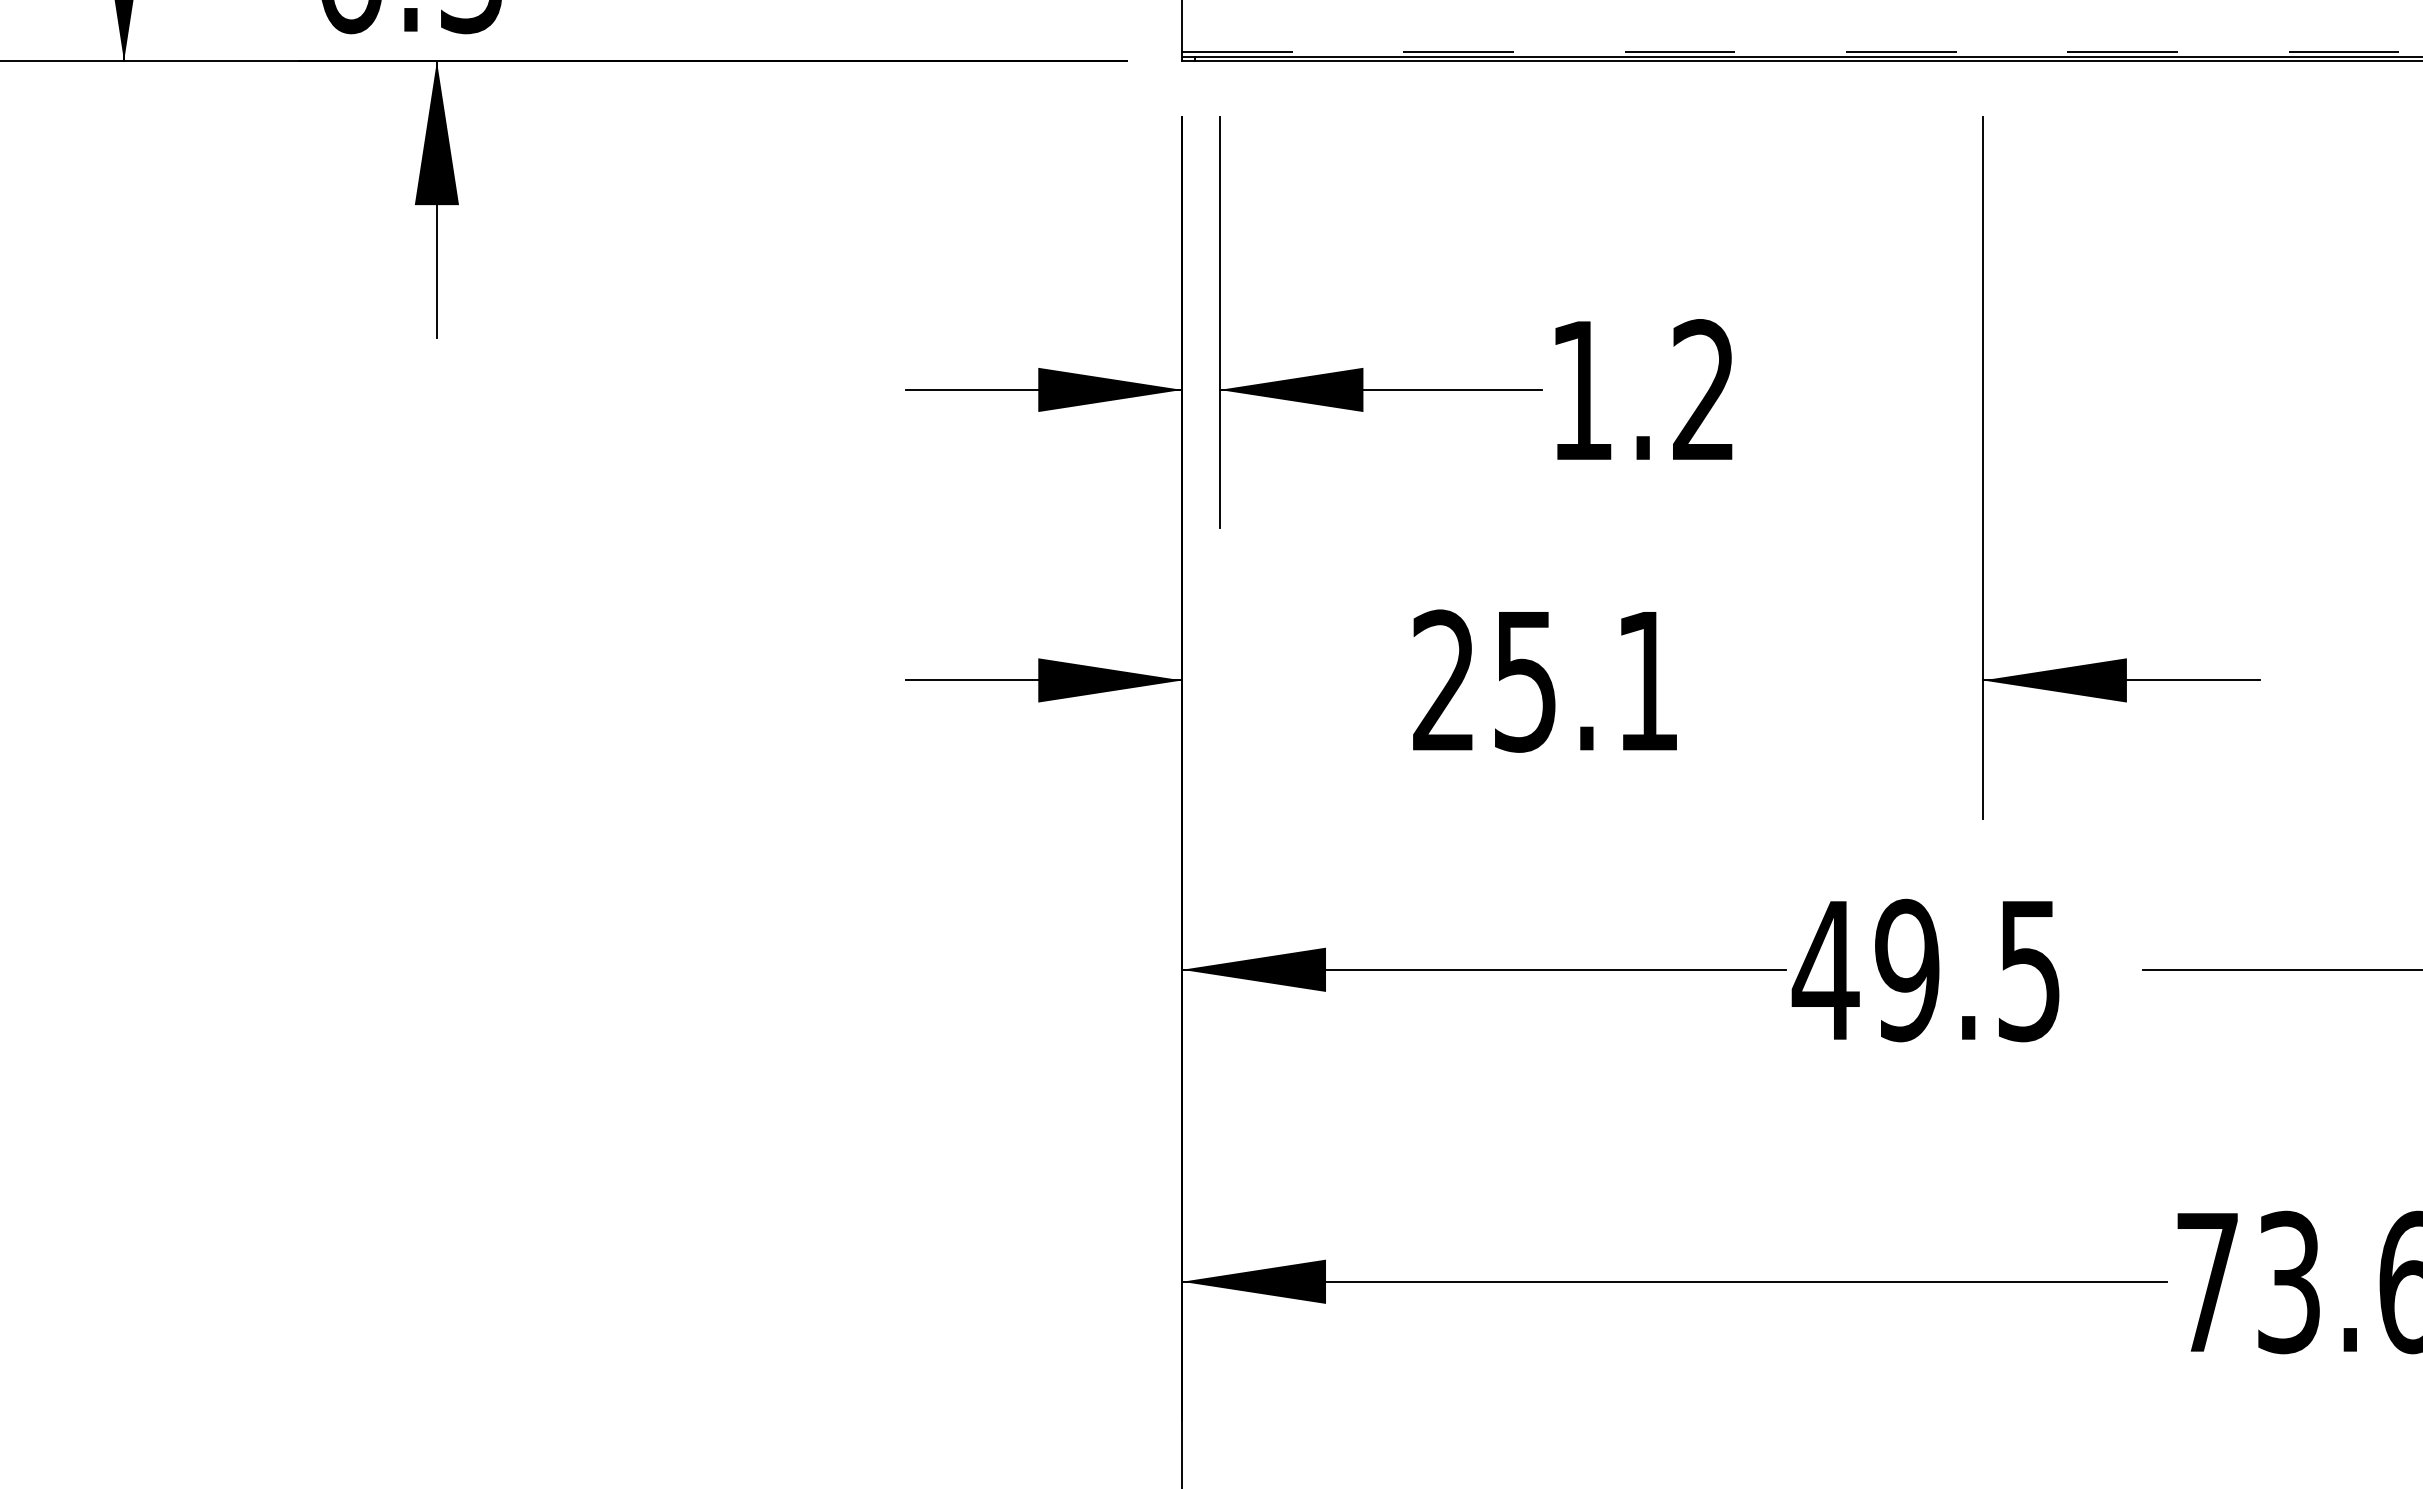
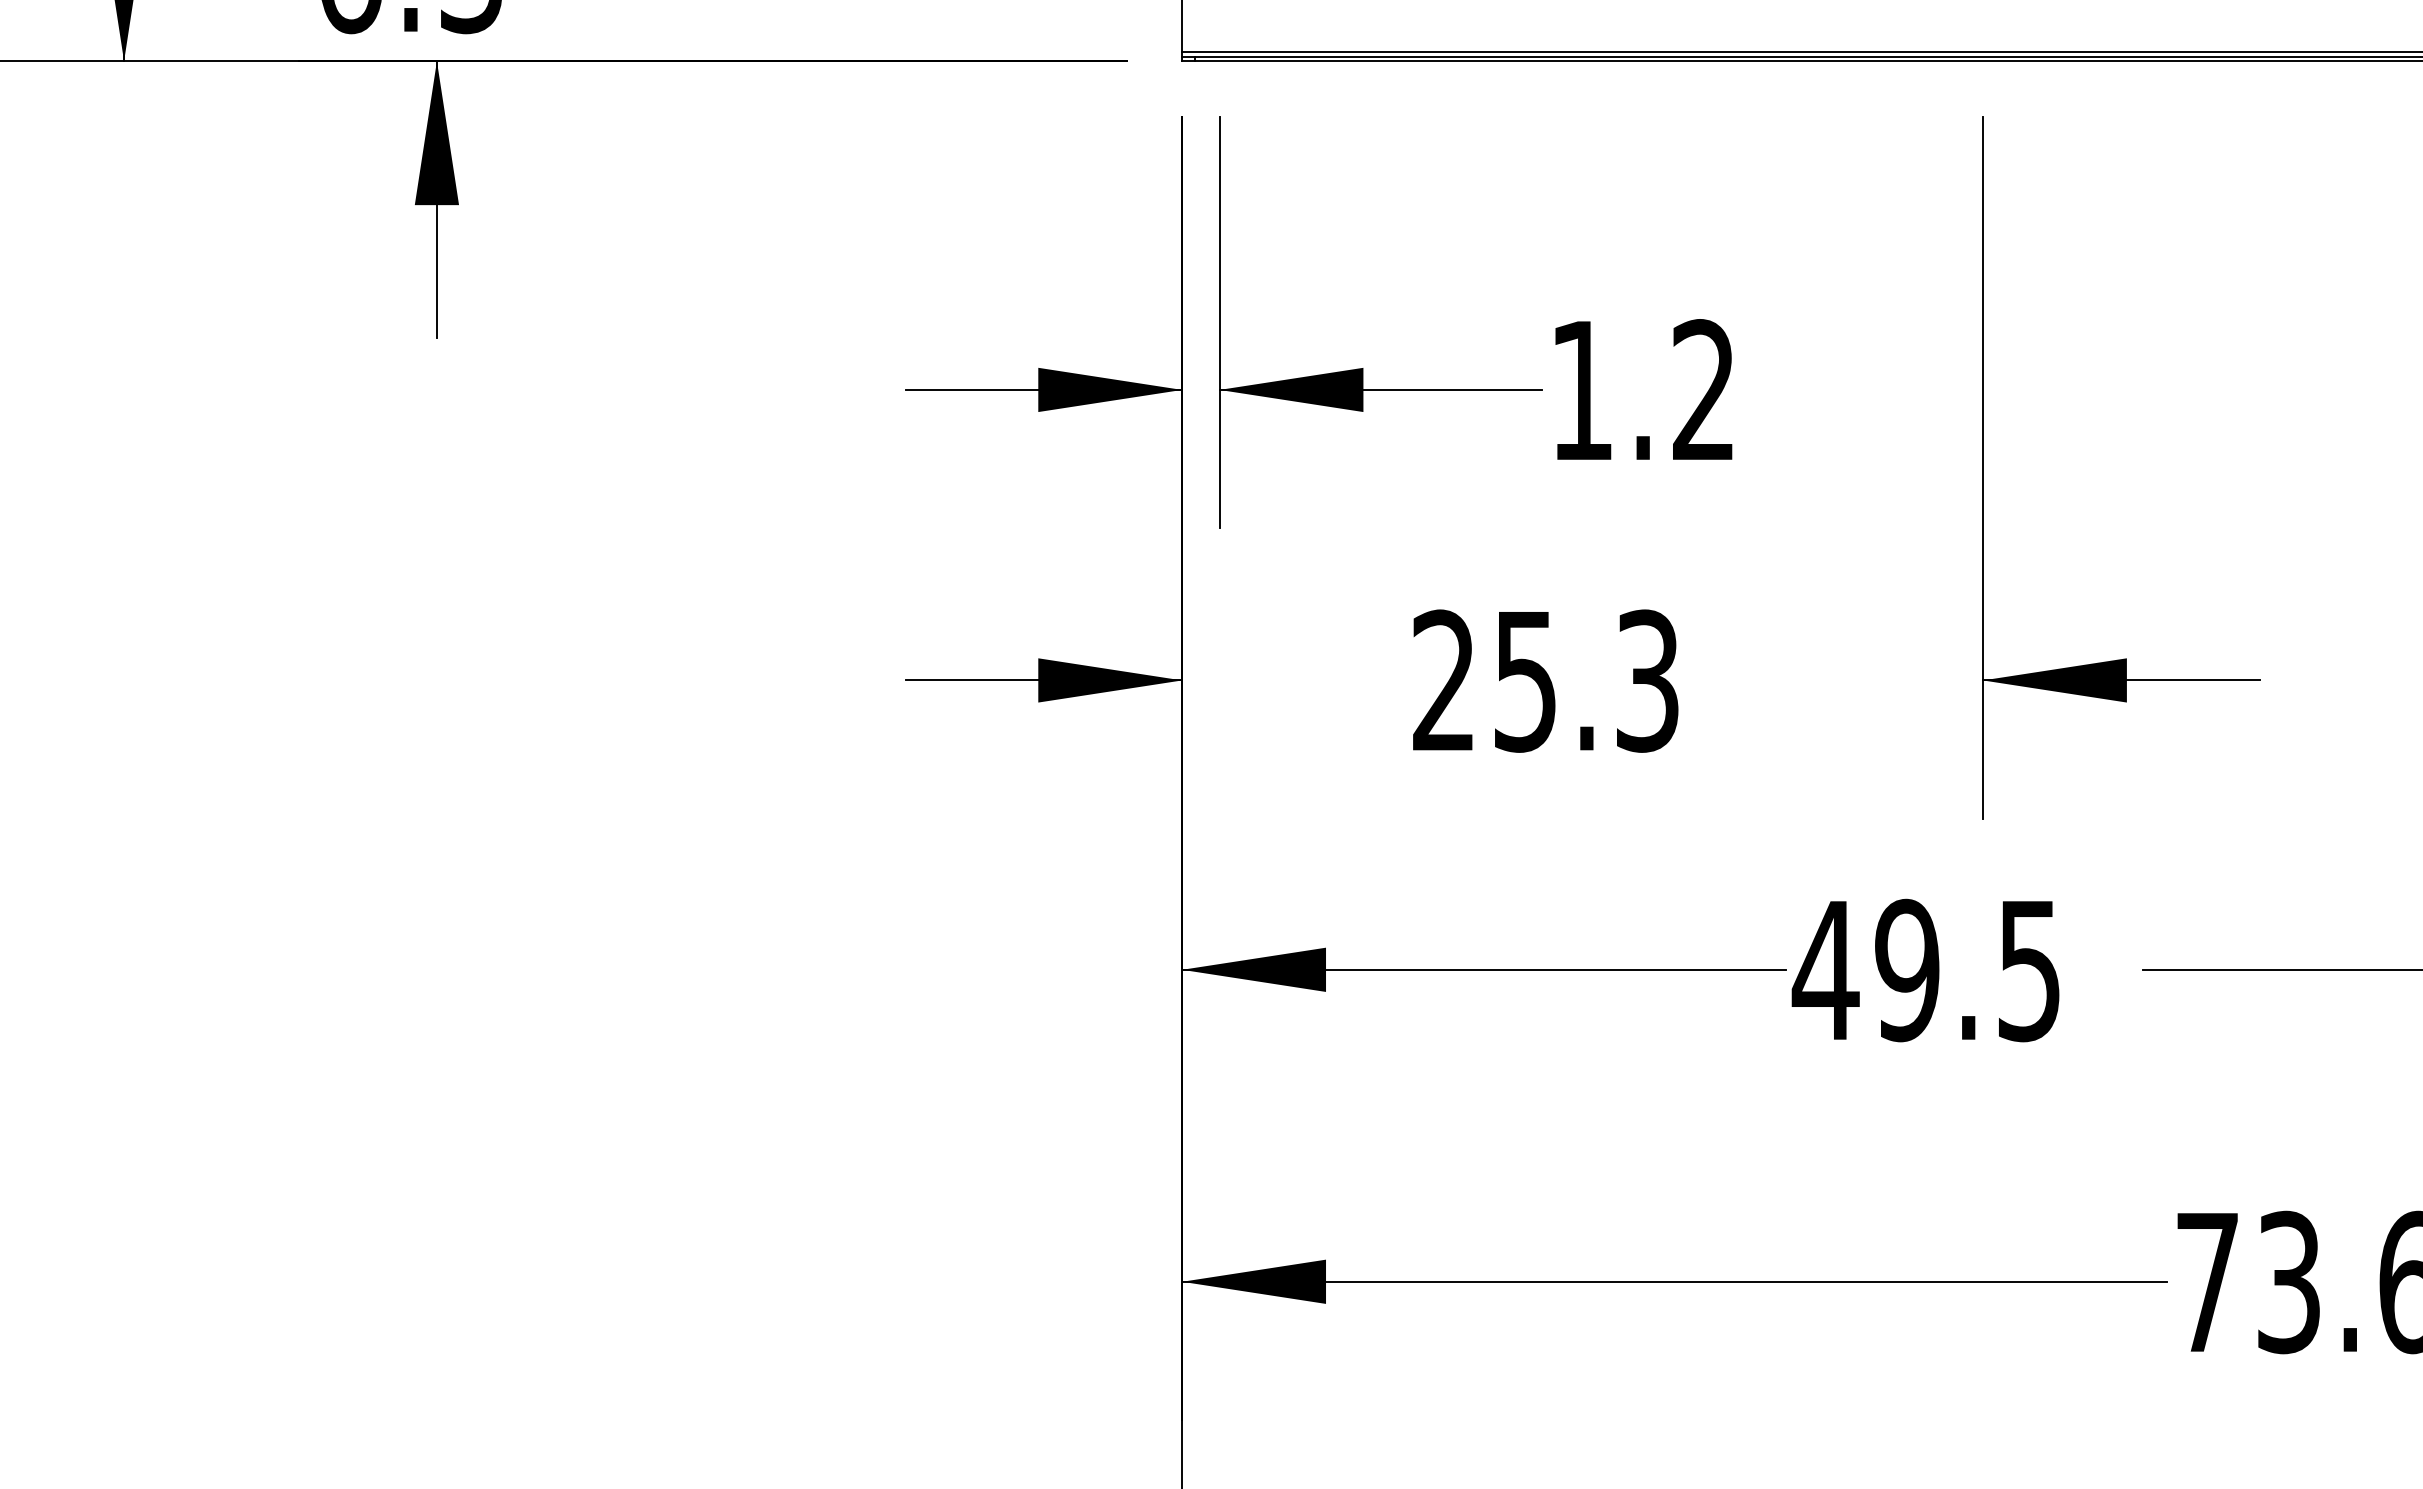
line: dashed -> solid (1802, 52)
text: 25.1 -> 25.3 (1647, 680)
